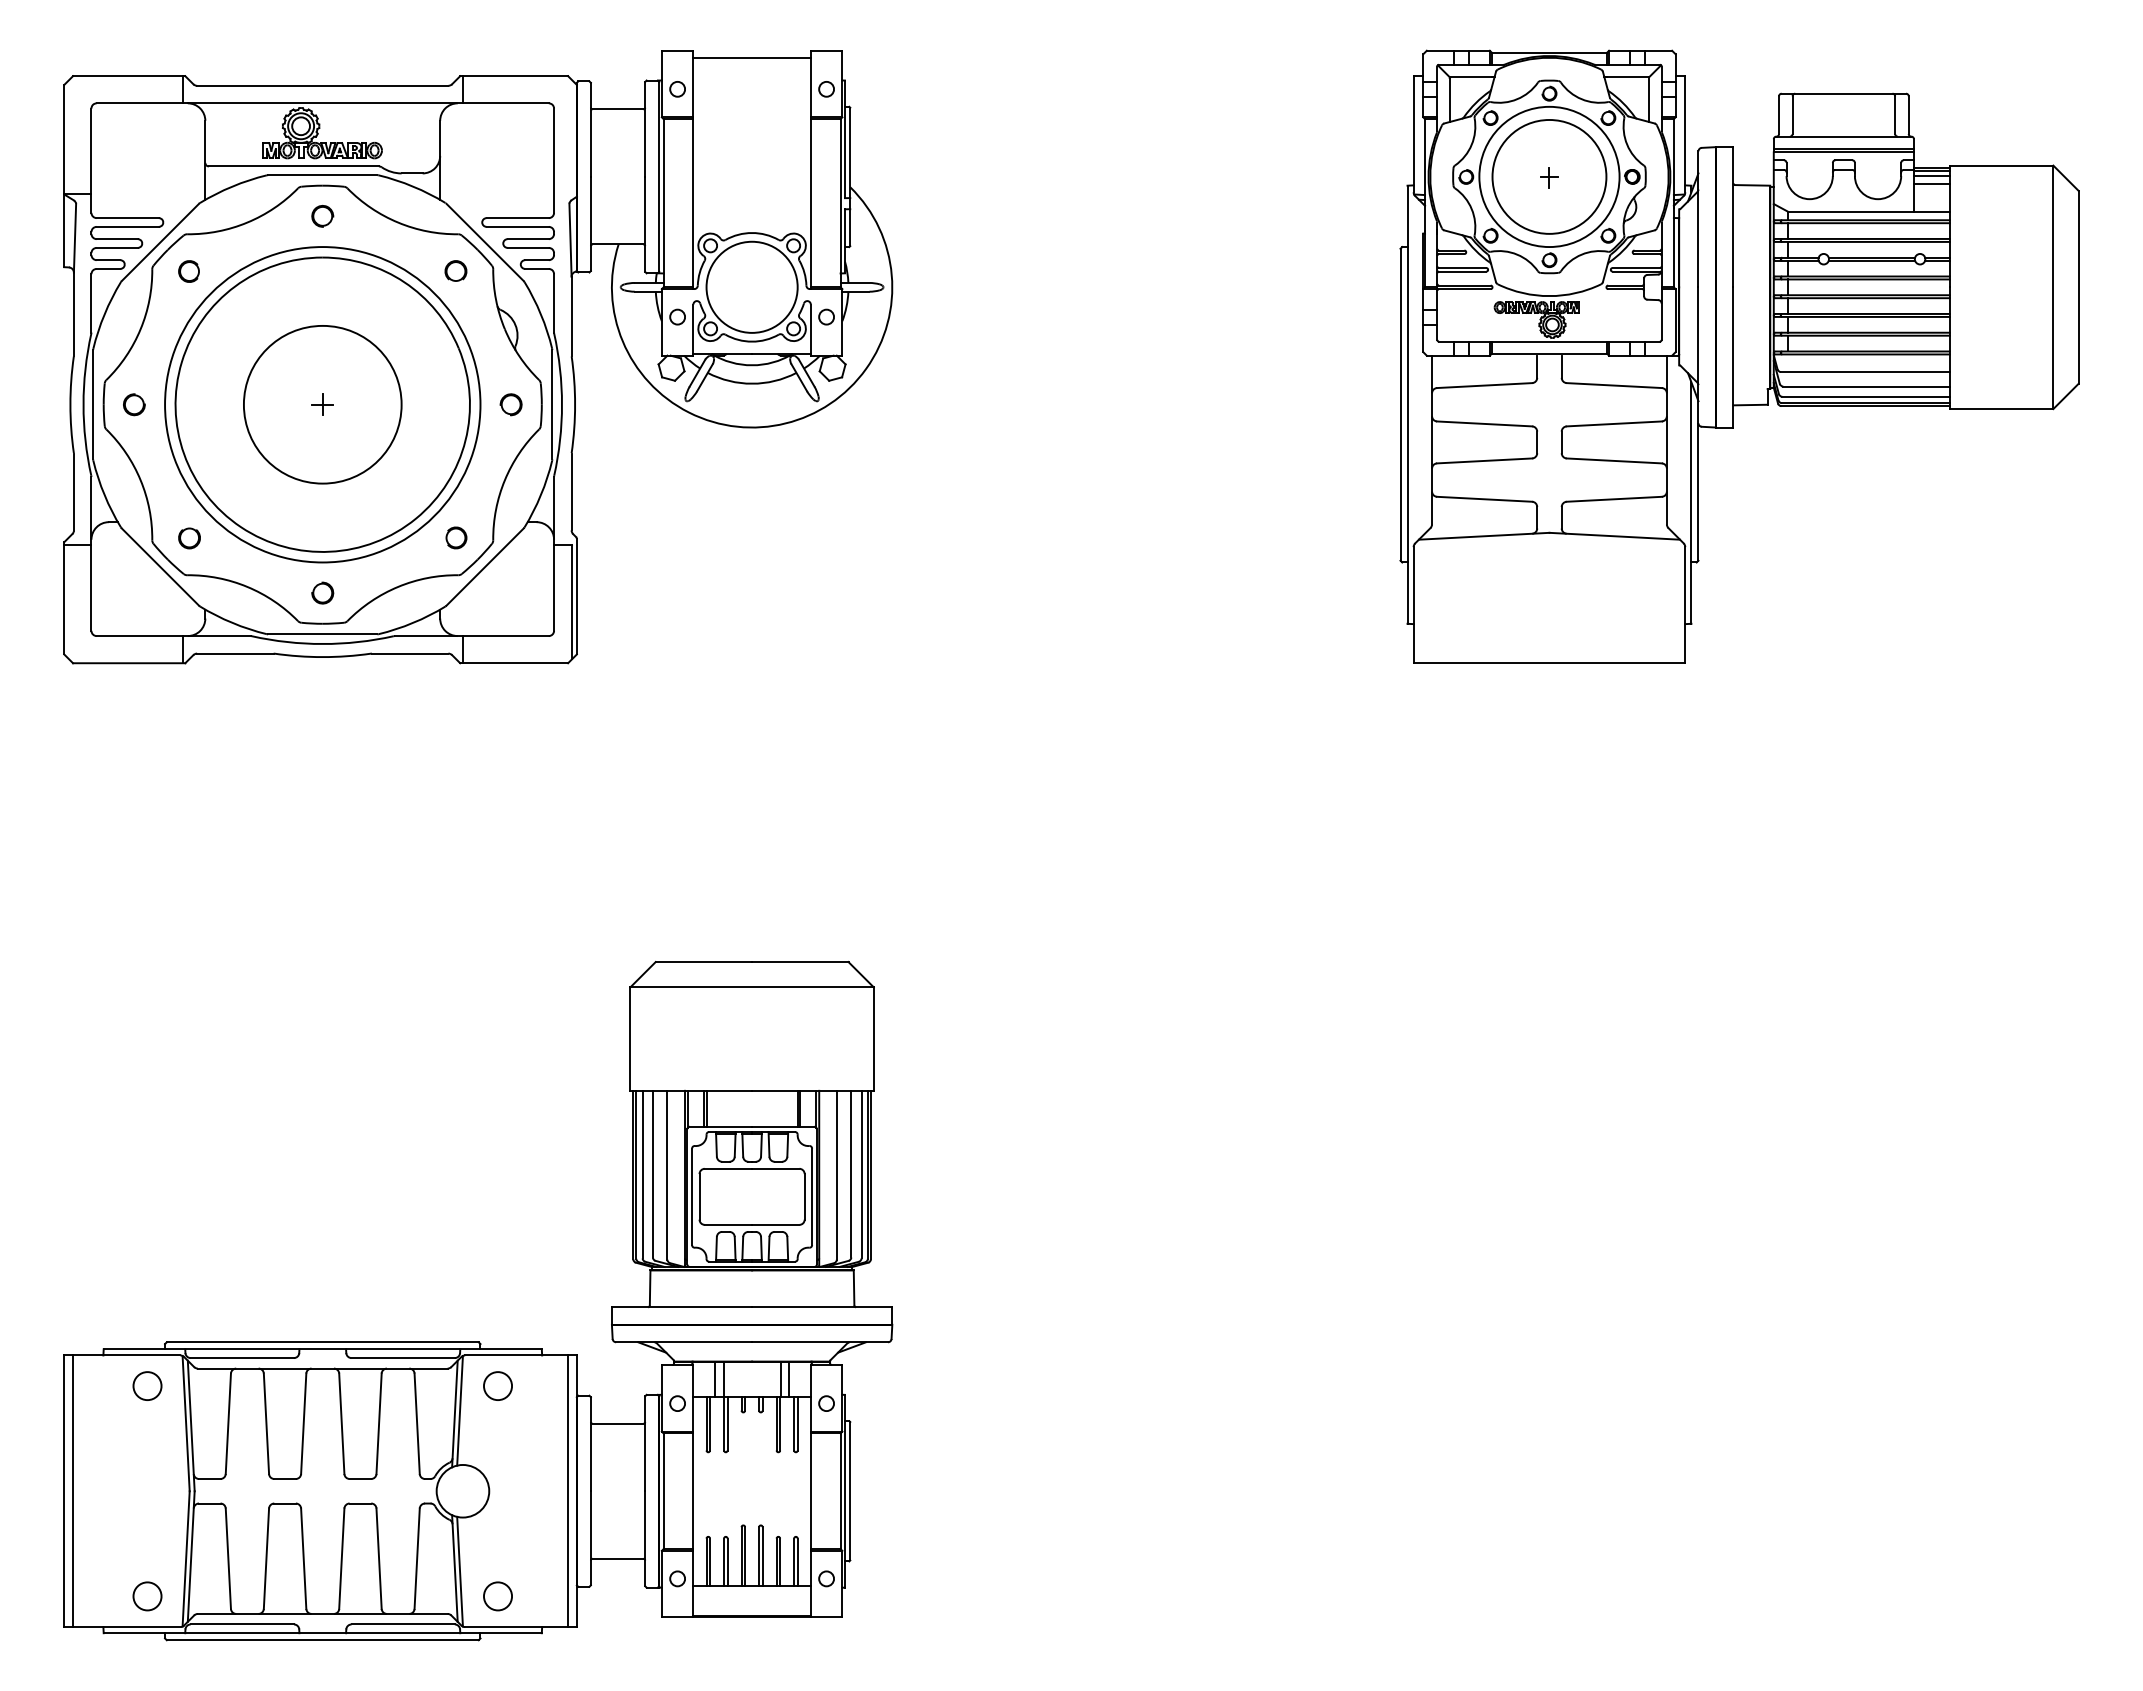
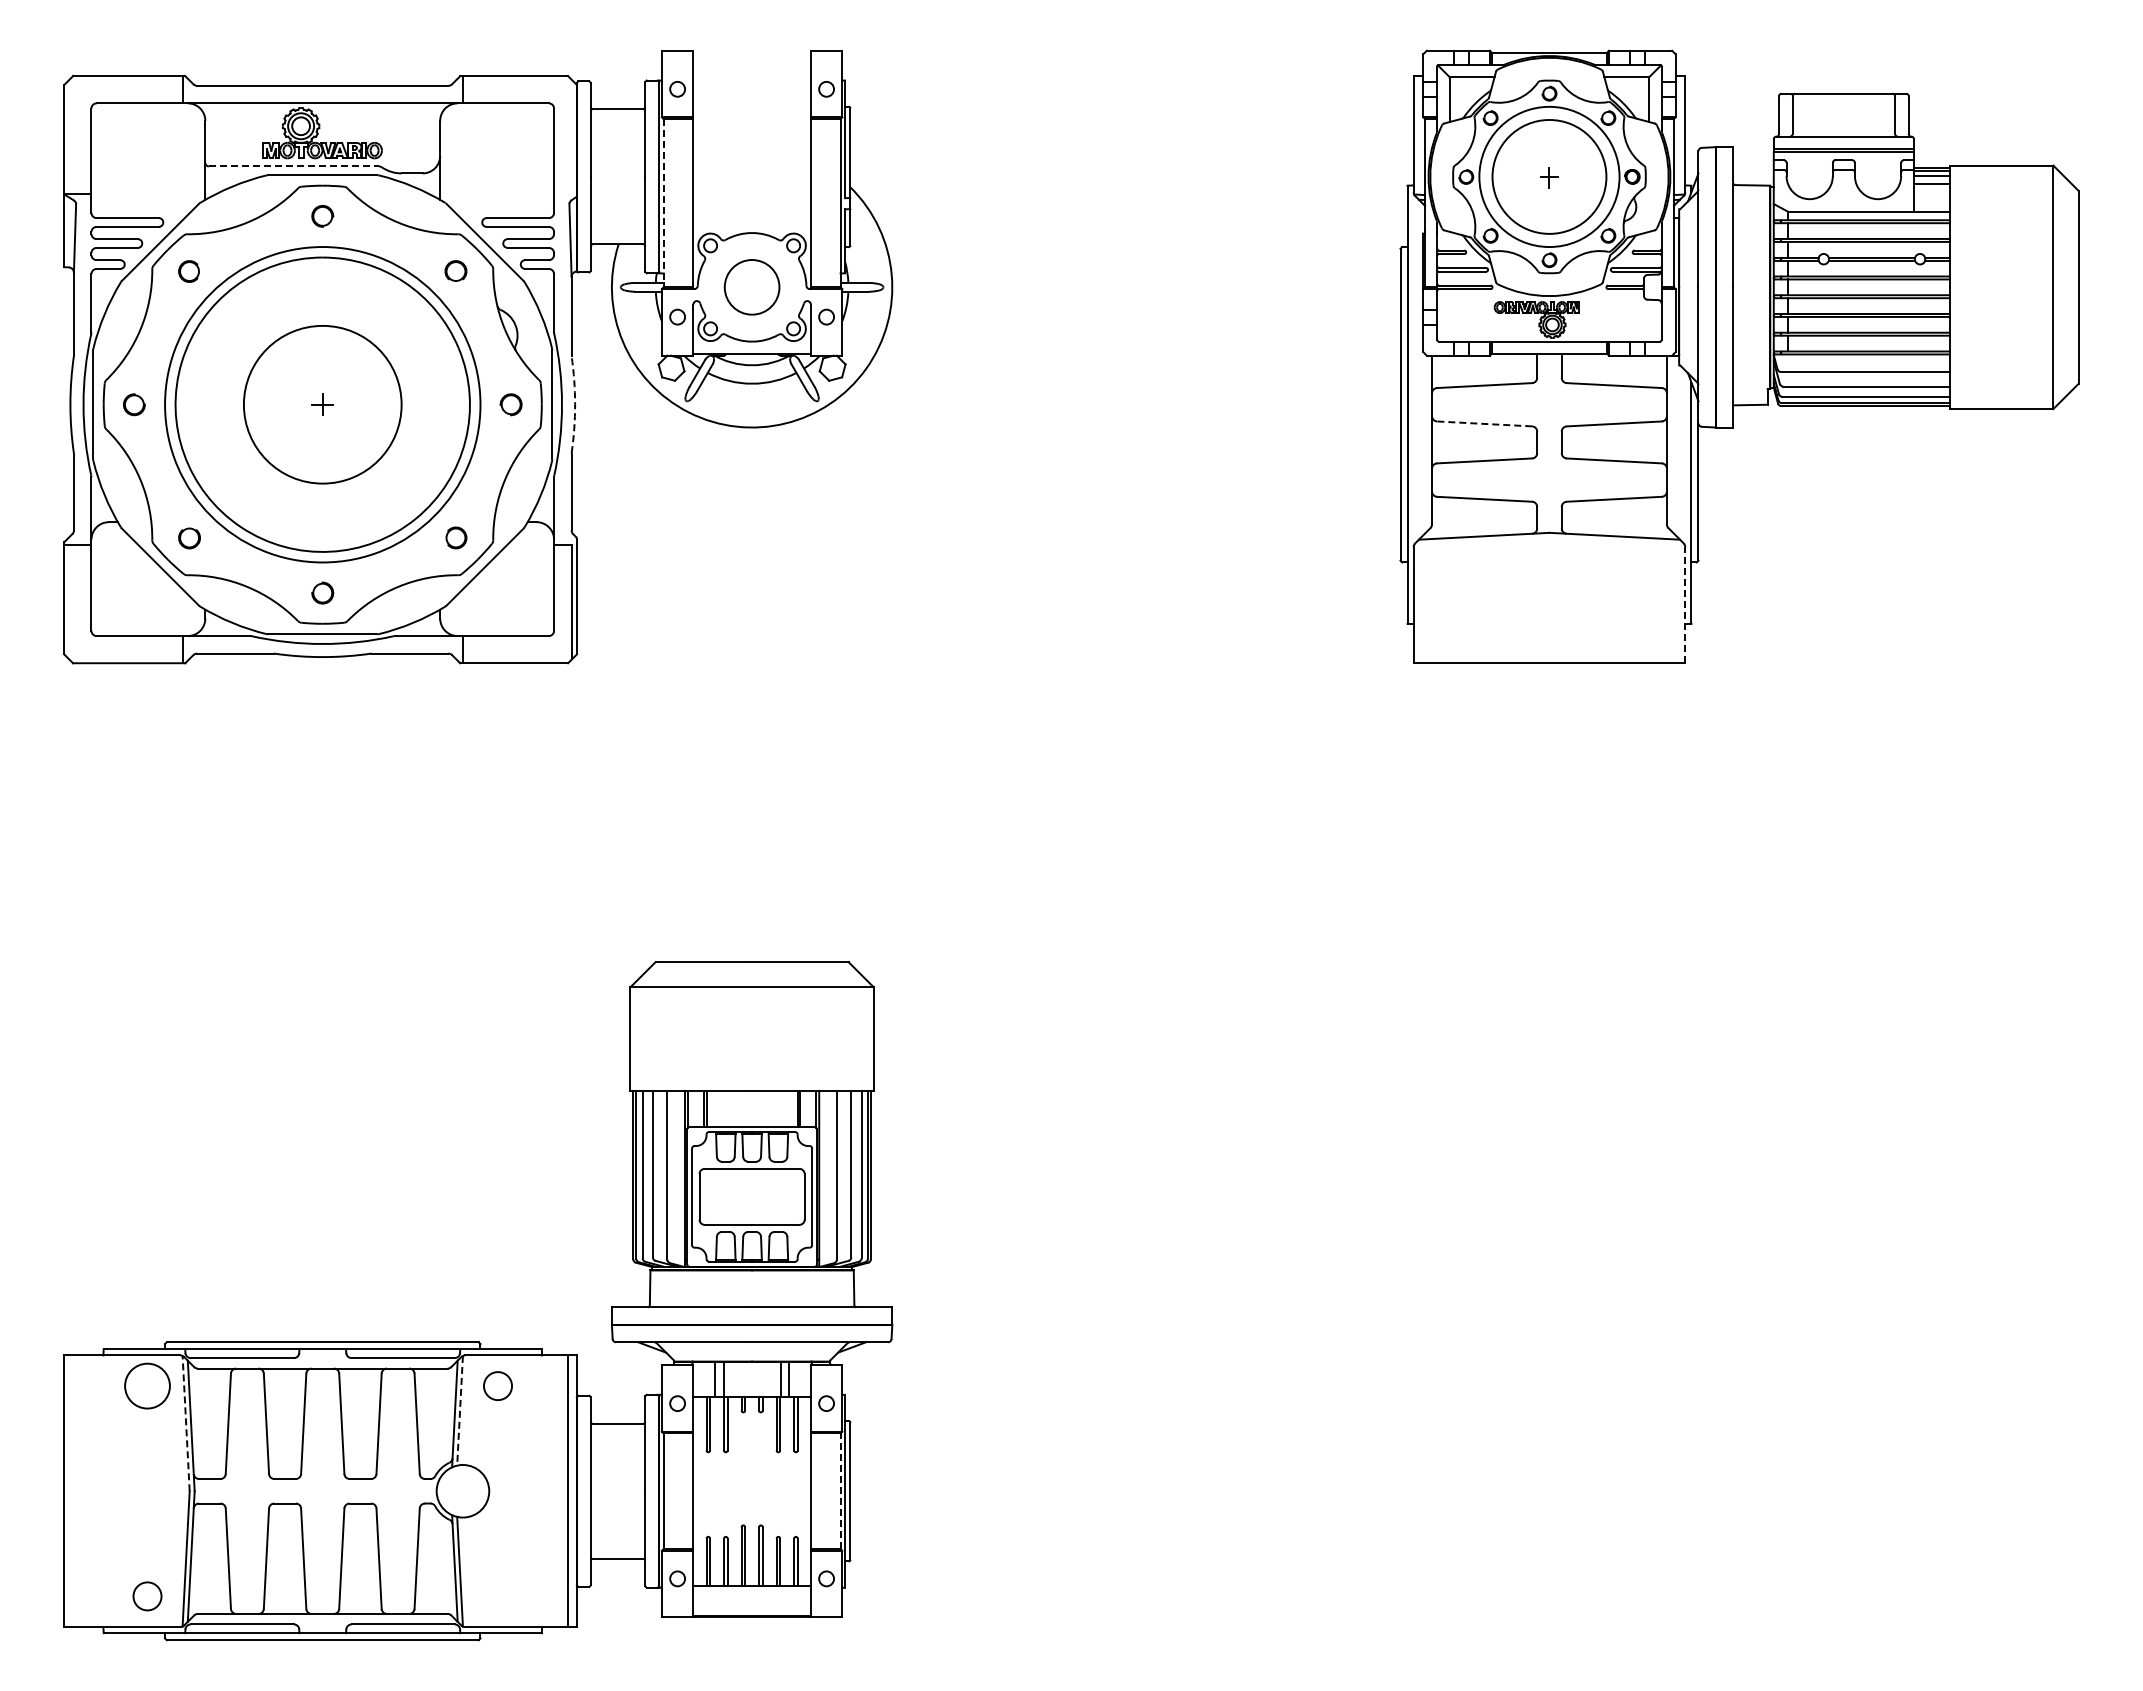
line: present -> none (751, 57)
line: solid -> dashed (294, 166)
line: solid -> dashed (663, 203)
circle diameter: 91 px -> 55 px (751, 287)
arc: solid -> dashed (575, 404)
line: solid -> dashed (1484, 423)
line: solid -> dashed (1685, 604)
circle diameter: 28 px -> 45 px (147, 1385)
line: solid -> dashed (460, 1410)
line: solid -> dashed (186, 1423)
line: present -> none (73, 1491)
line: solid -> dashed (840, 1491)
circle: present -> none (497, 1596)
